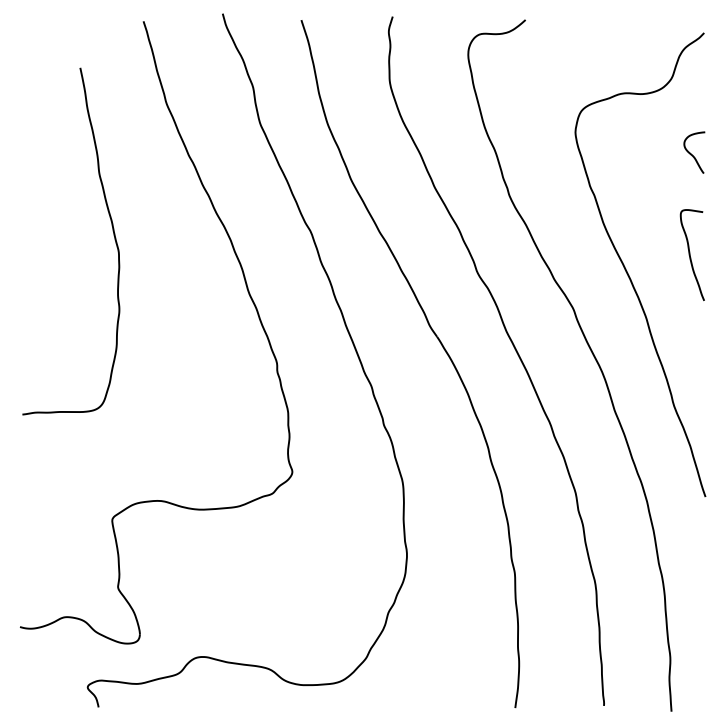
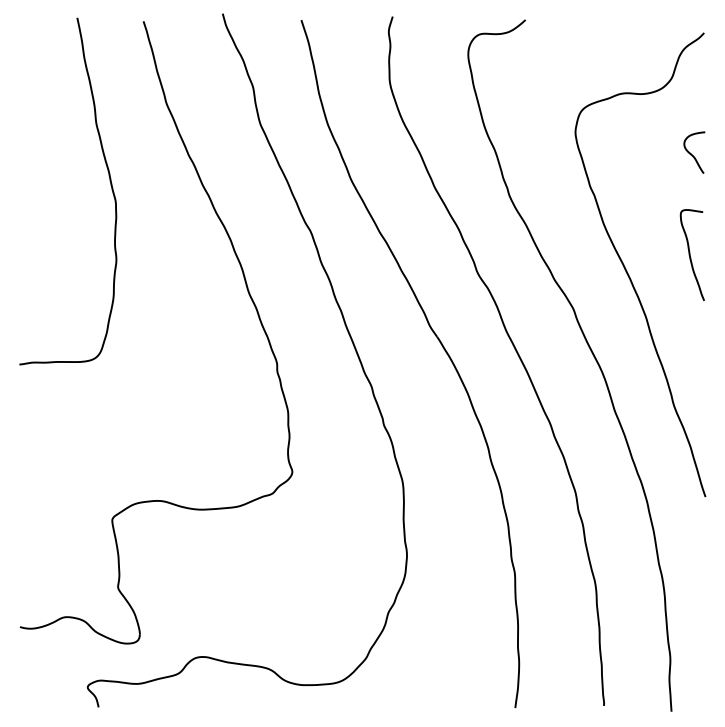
curve position: (112, 231) -> (109, 181) (109, 181)
